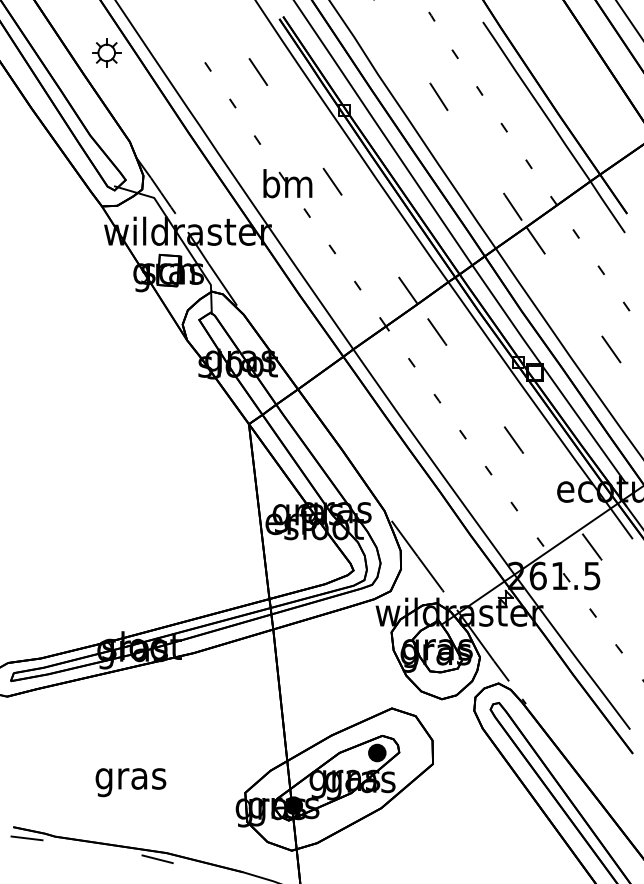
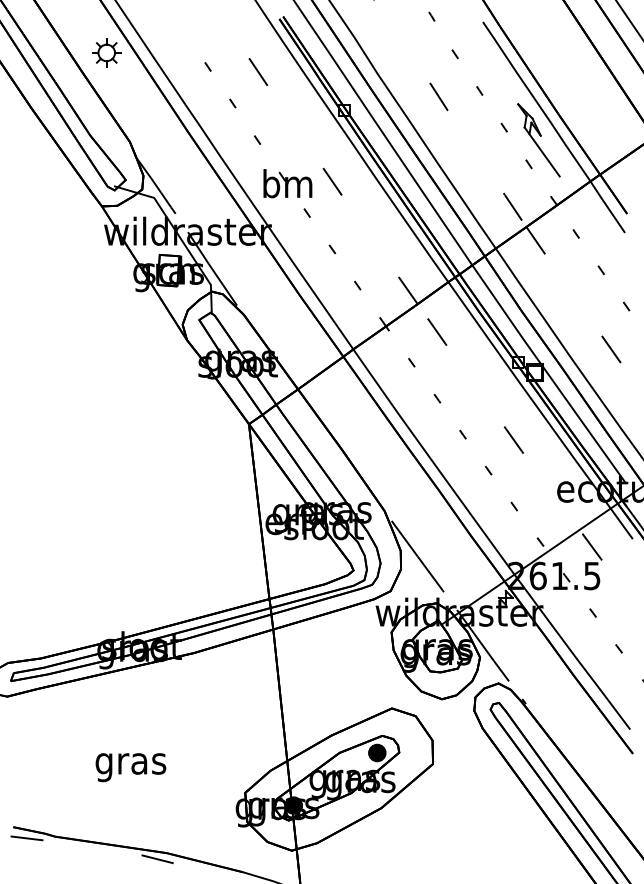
part: none -> present (538, 140)
text position: (130, 782) -> (130, 767) (130, 767)
